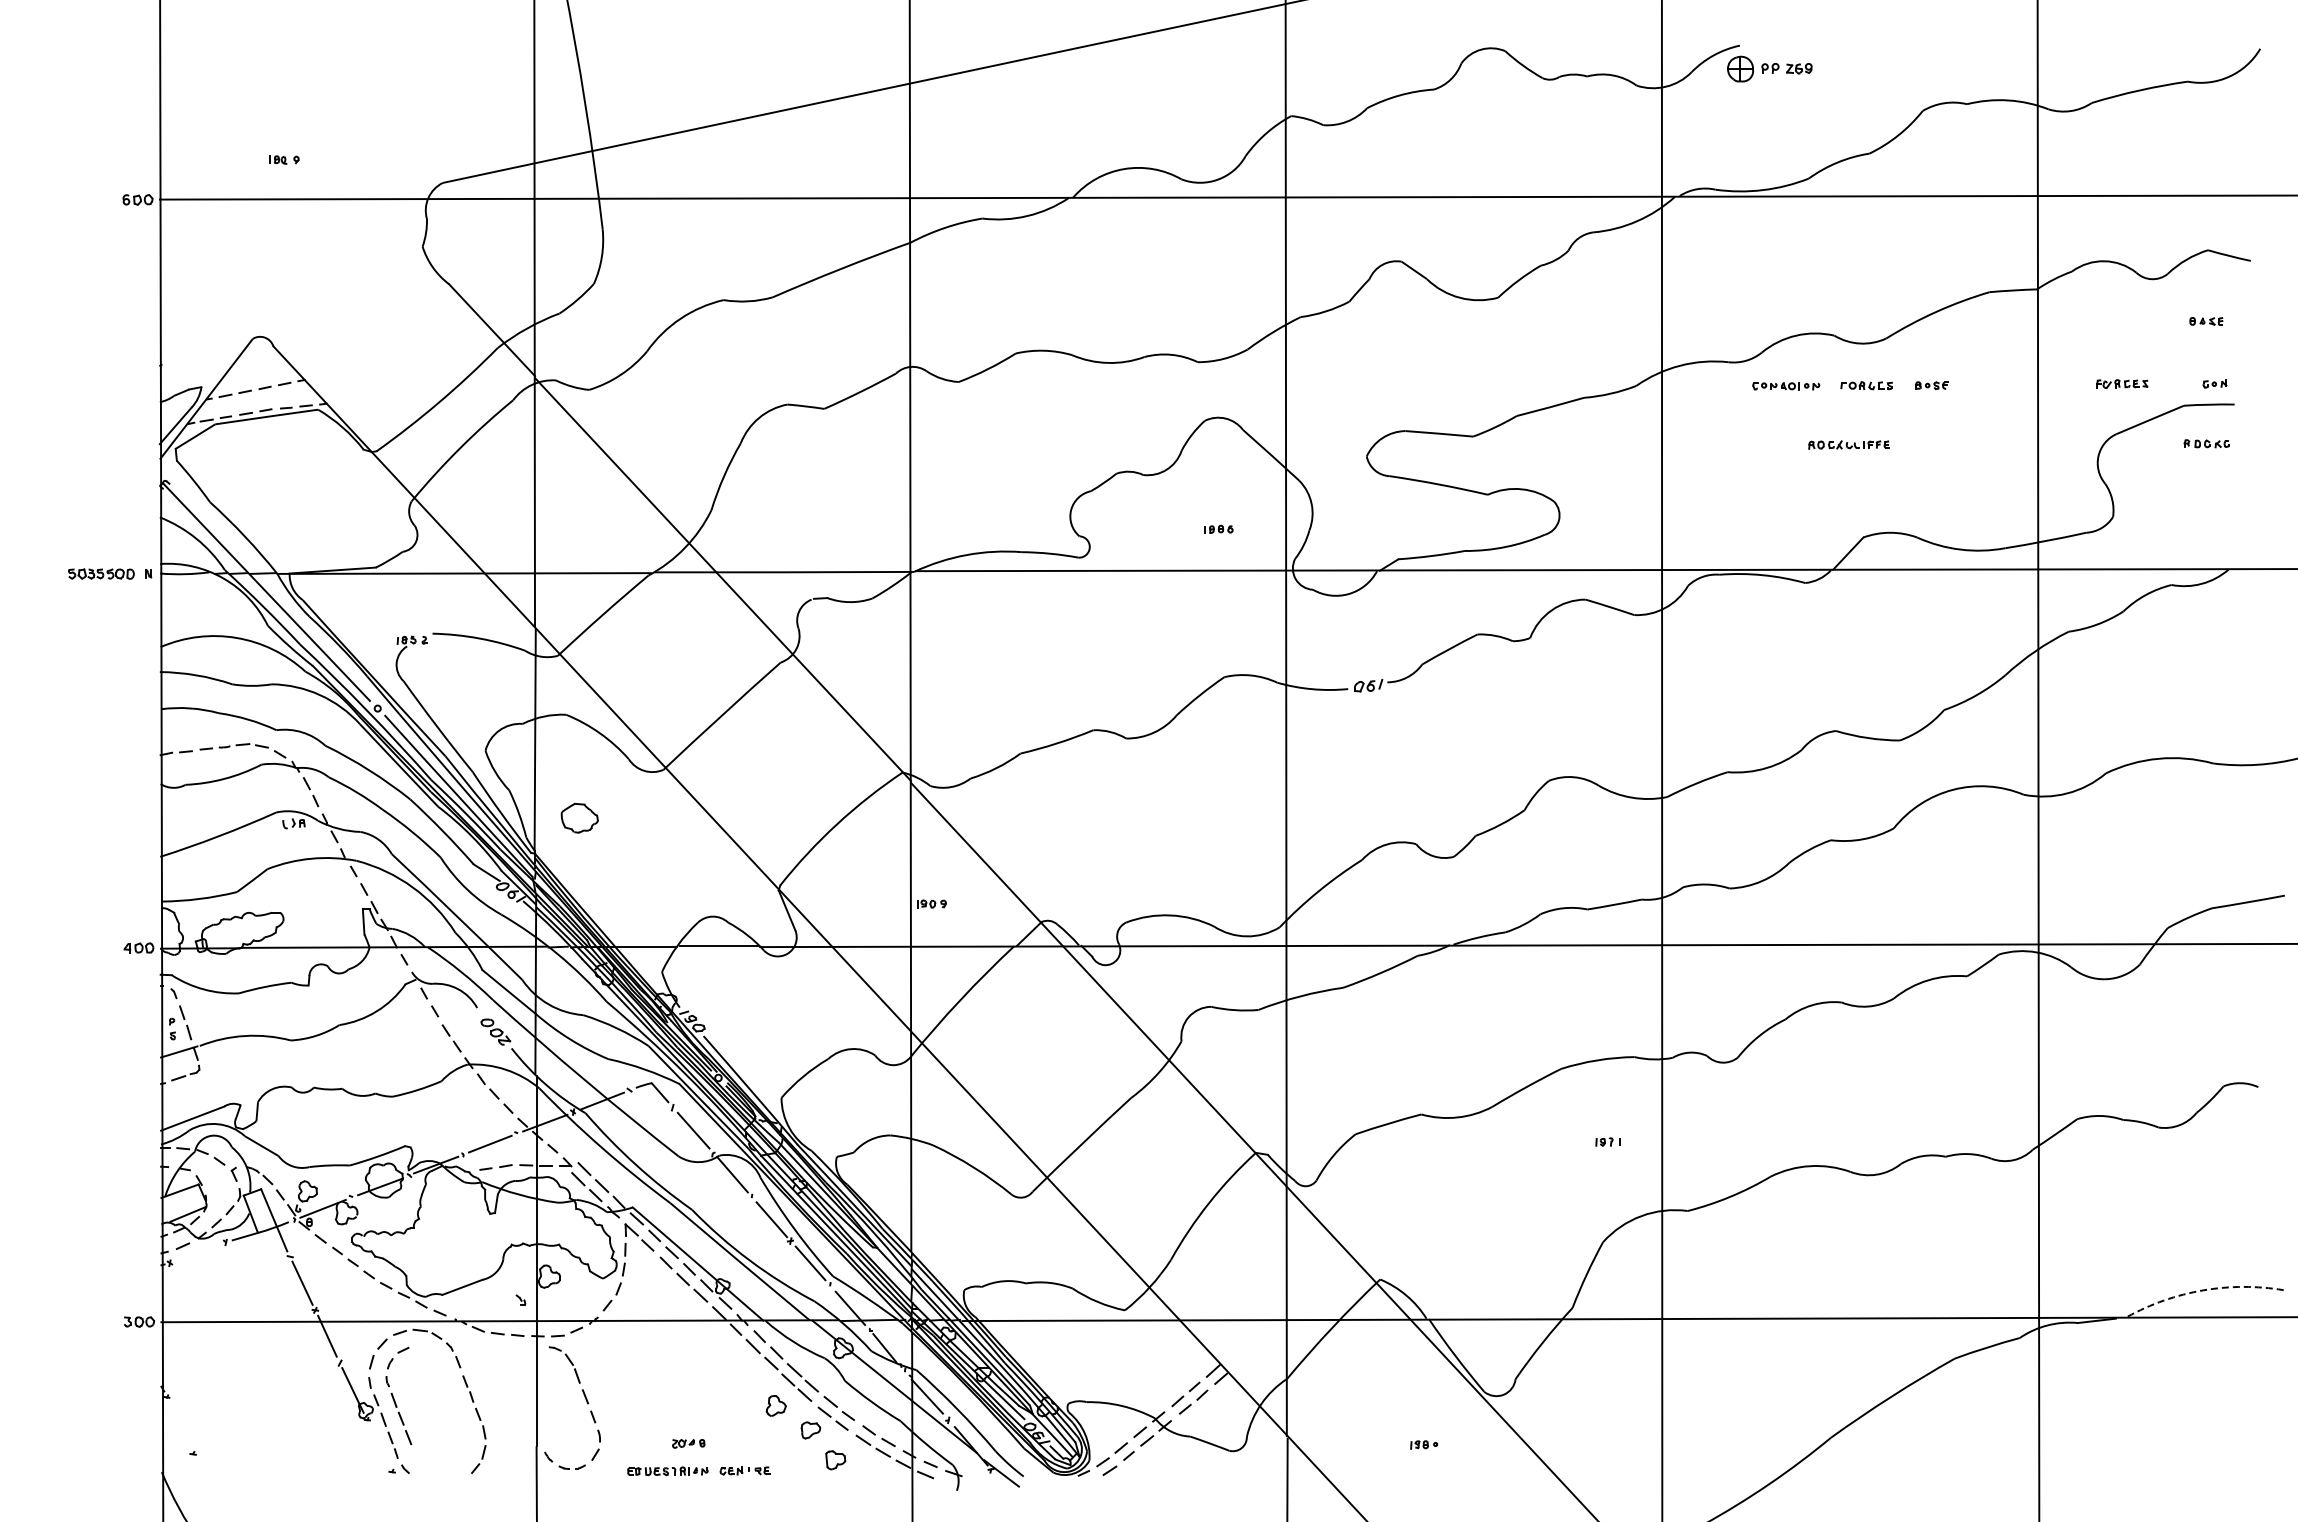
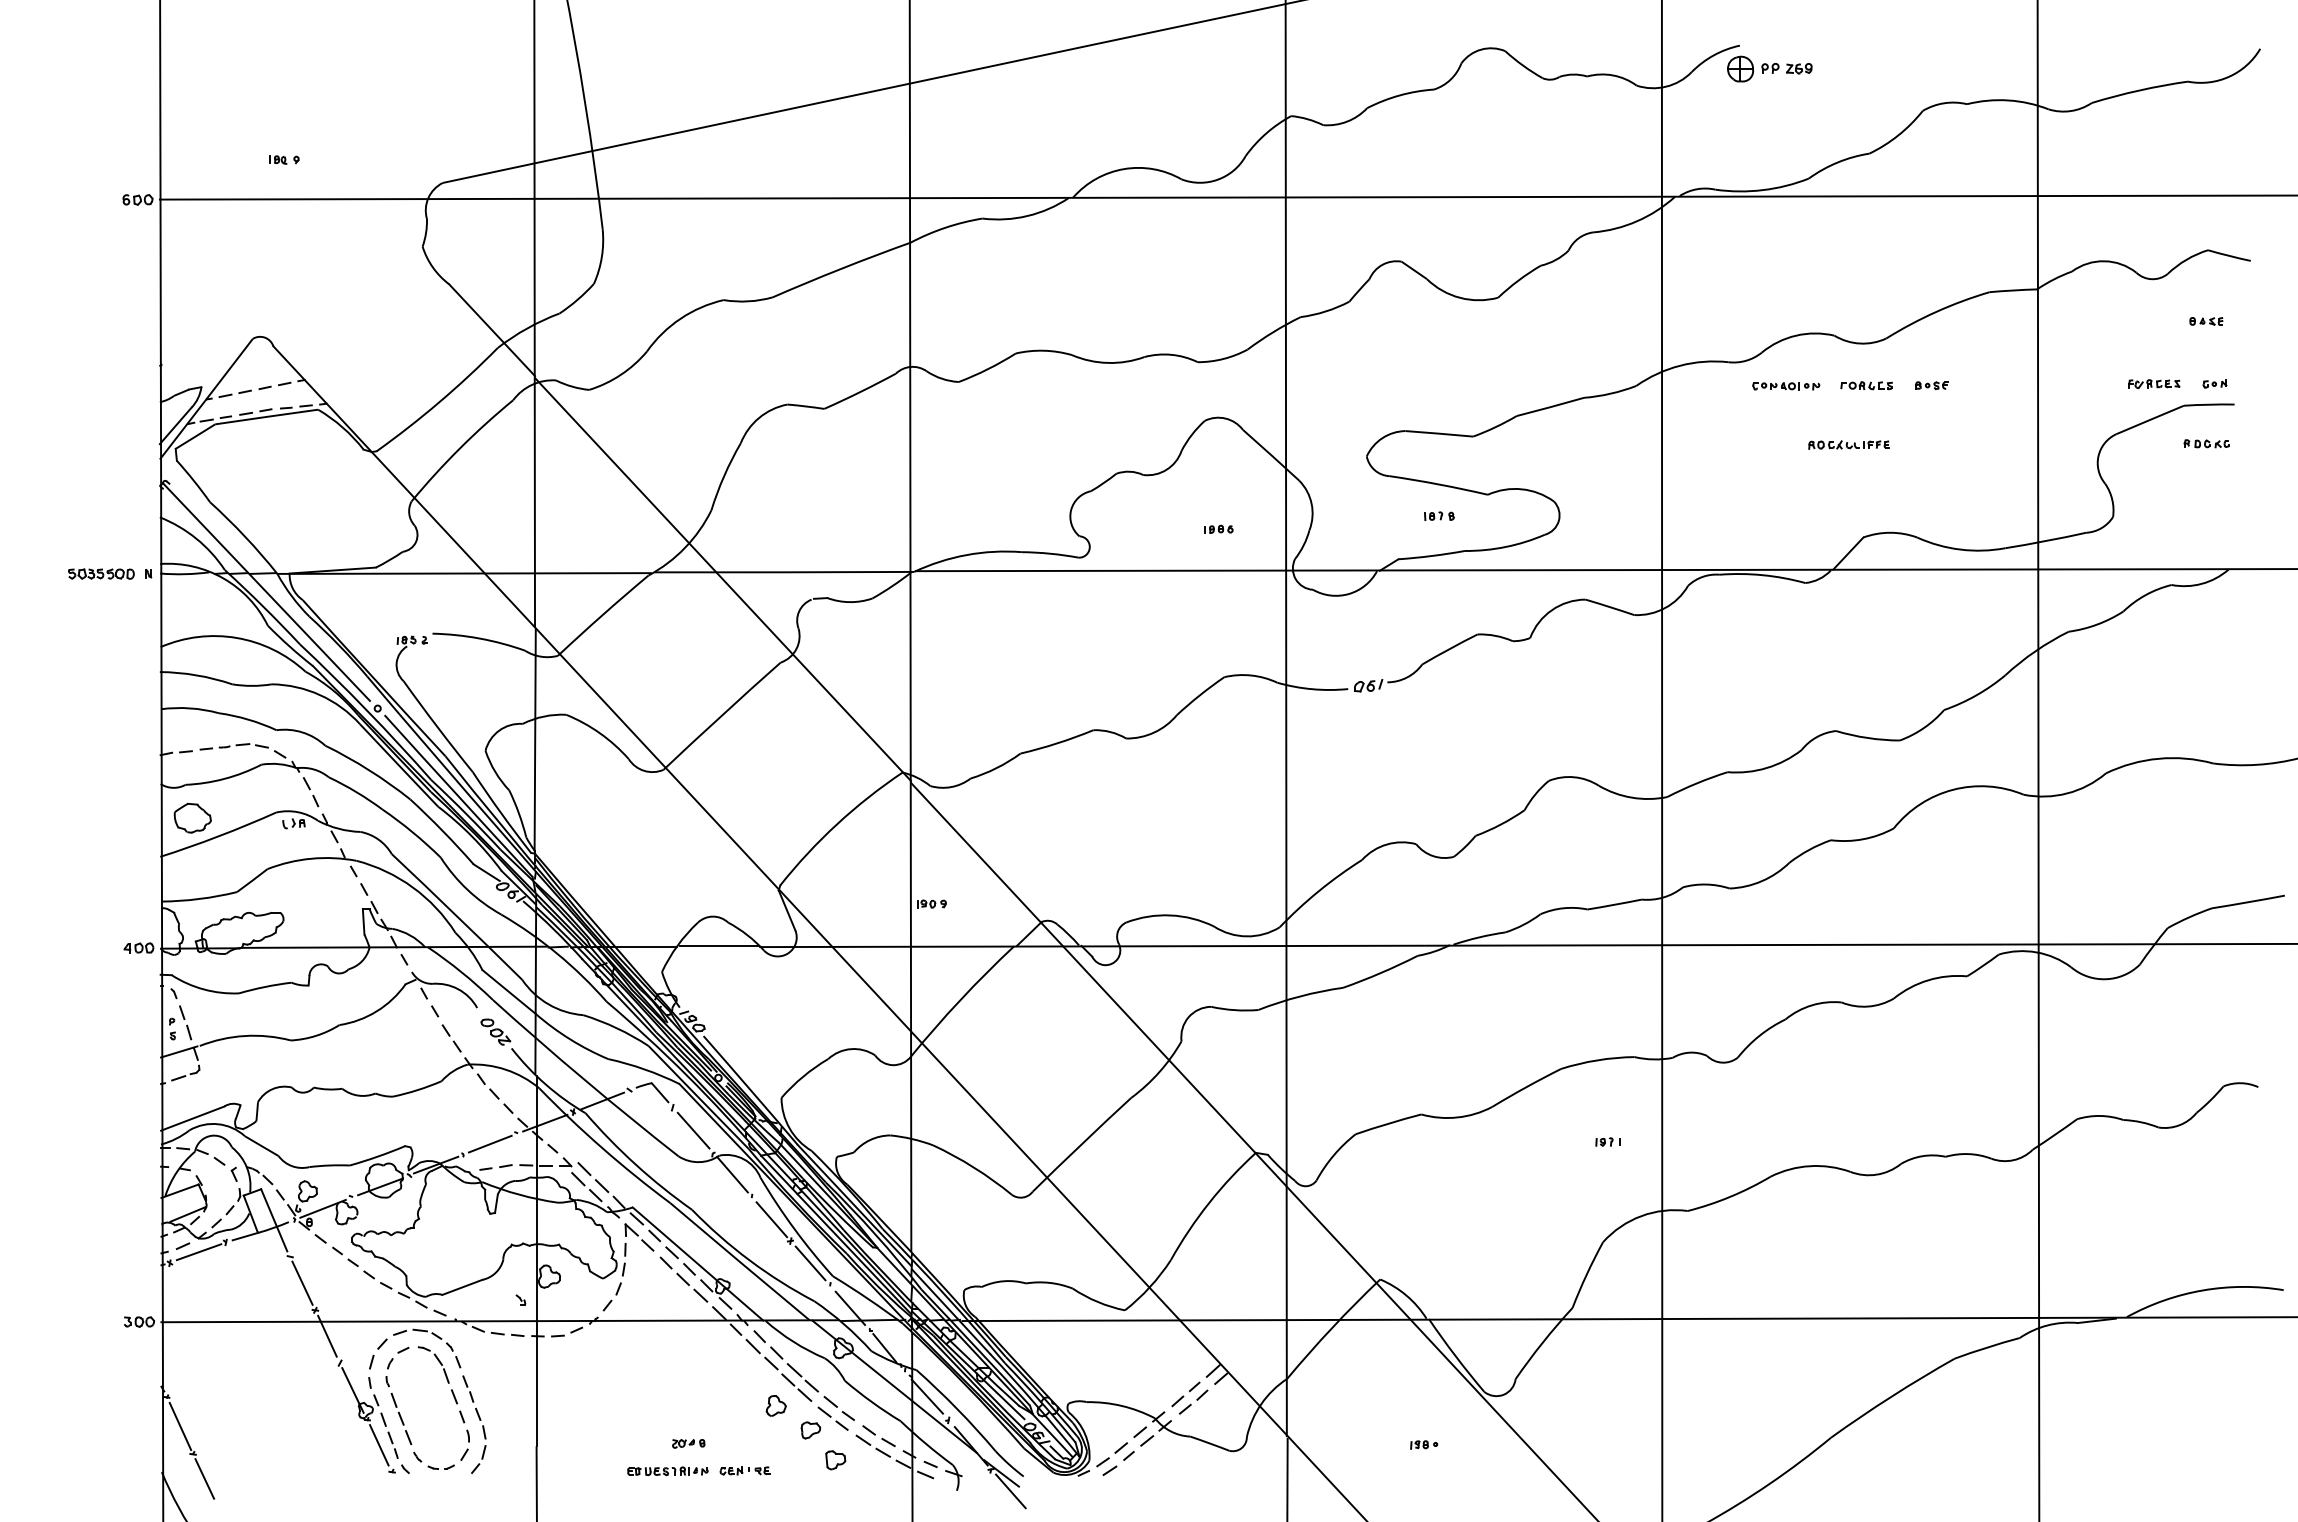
part position: (2122, 383) -> (2154, 383) (2154, 383)
part: none -> present (1439, 515)
part position: (579, 817) -> (192, 817) (192, 817)
line: none -> present (198, 1252)
arc: dashed -> solid (2203, 1290)
part position: (586, 1402) -> (455, 1402) (455, 1402)
line: none -> present (180, 1426)
line: none -> present (378, 1445)
line: none -> present (204, 1478)
line: none -> present (1010, 1491)
